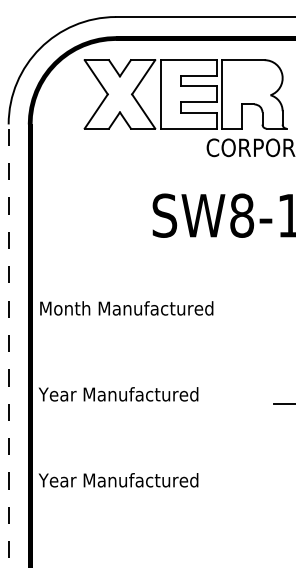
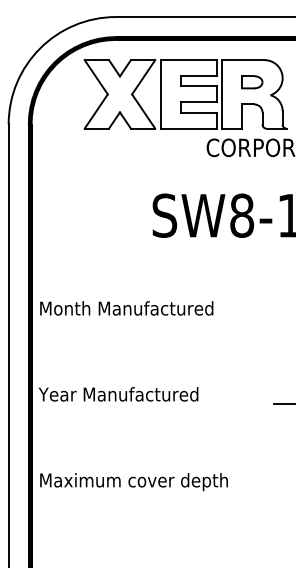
part: none -> present (252, 82)
line: dashed -> solid (8, 345)
text: Year Manufactured -> Maximum cover depth (132, 482)
